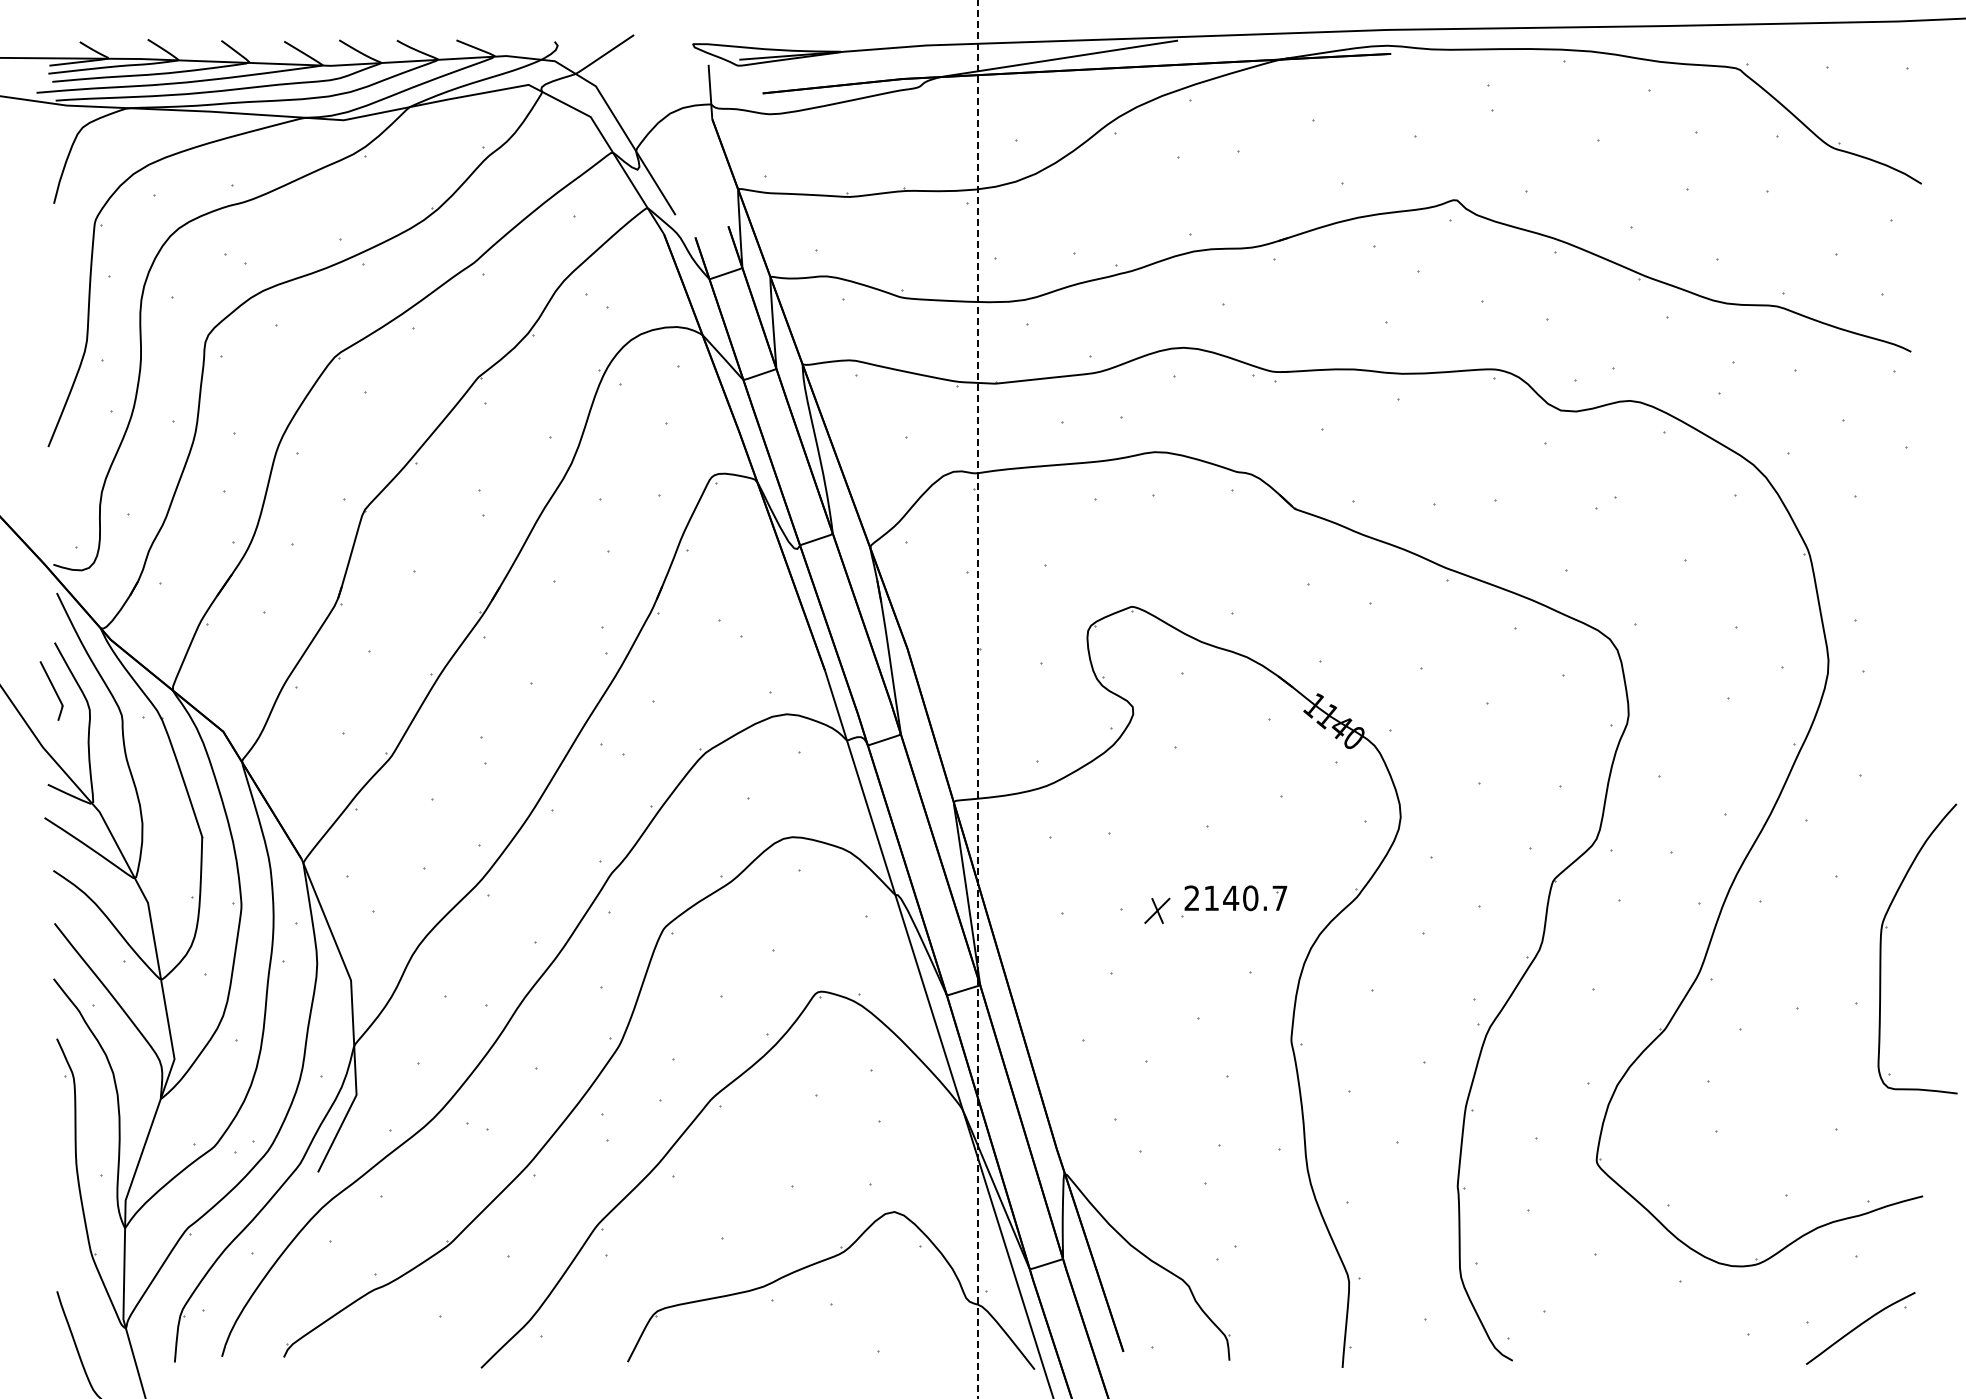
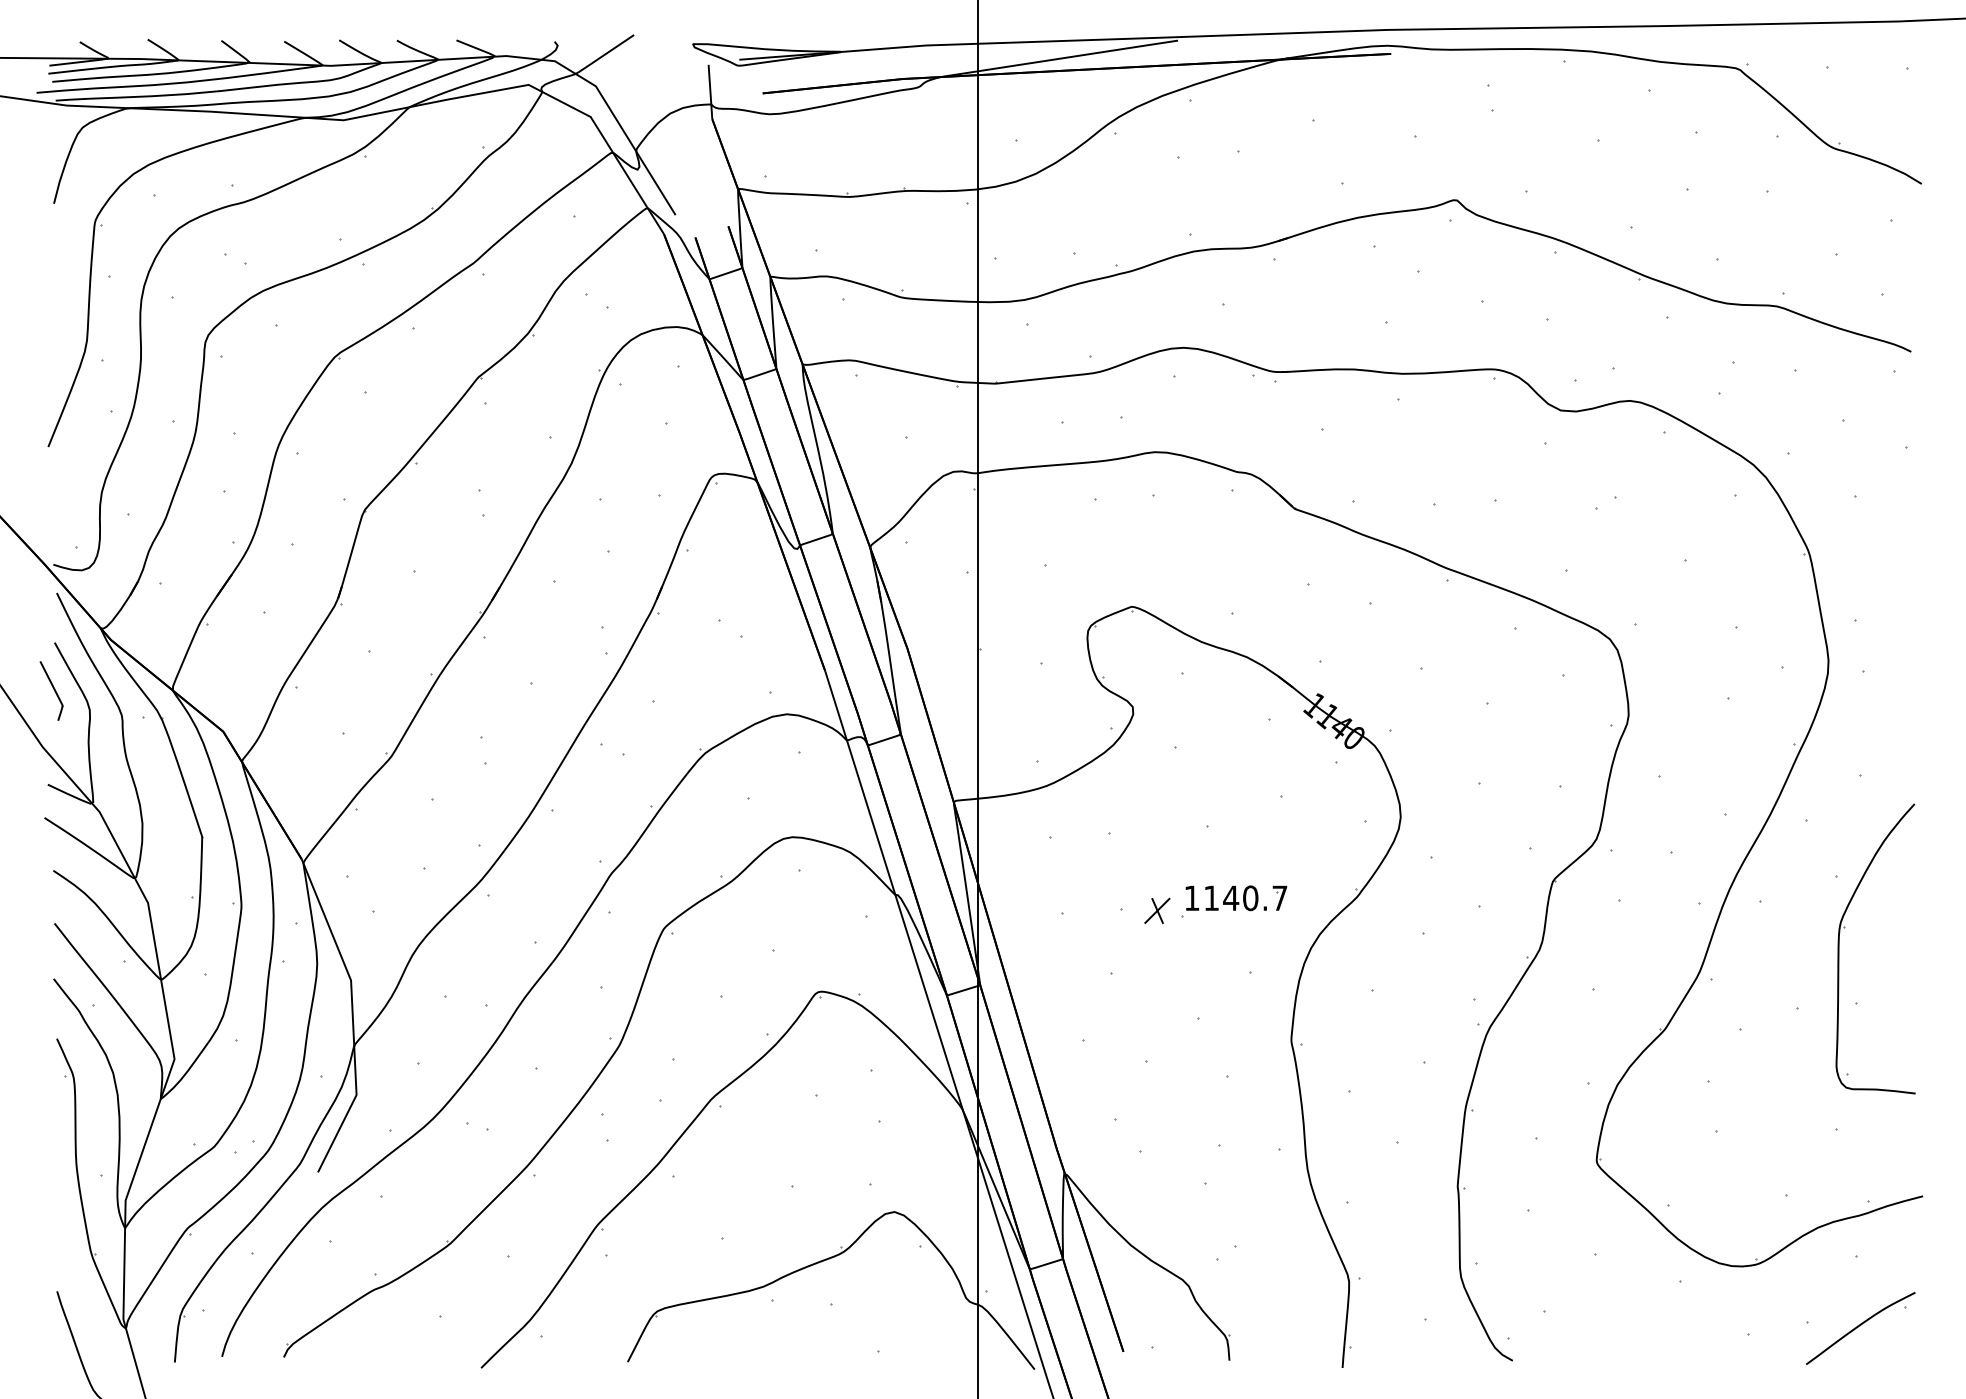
line: dashed -> solid (978, 699)
text: 2140.7 -> 1140.7 (1191, 897)
part position: (1881, 948) -> (1839, 948) (1839, 948)
